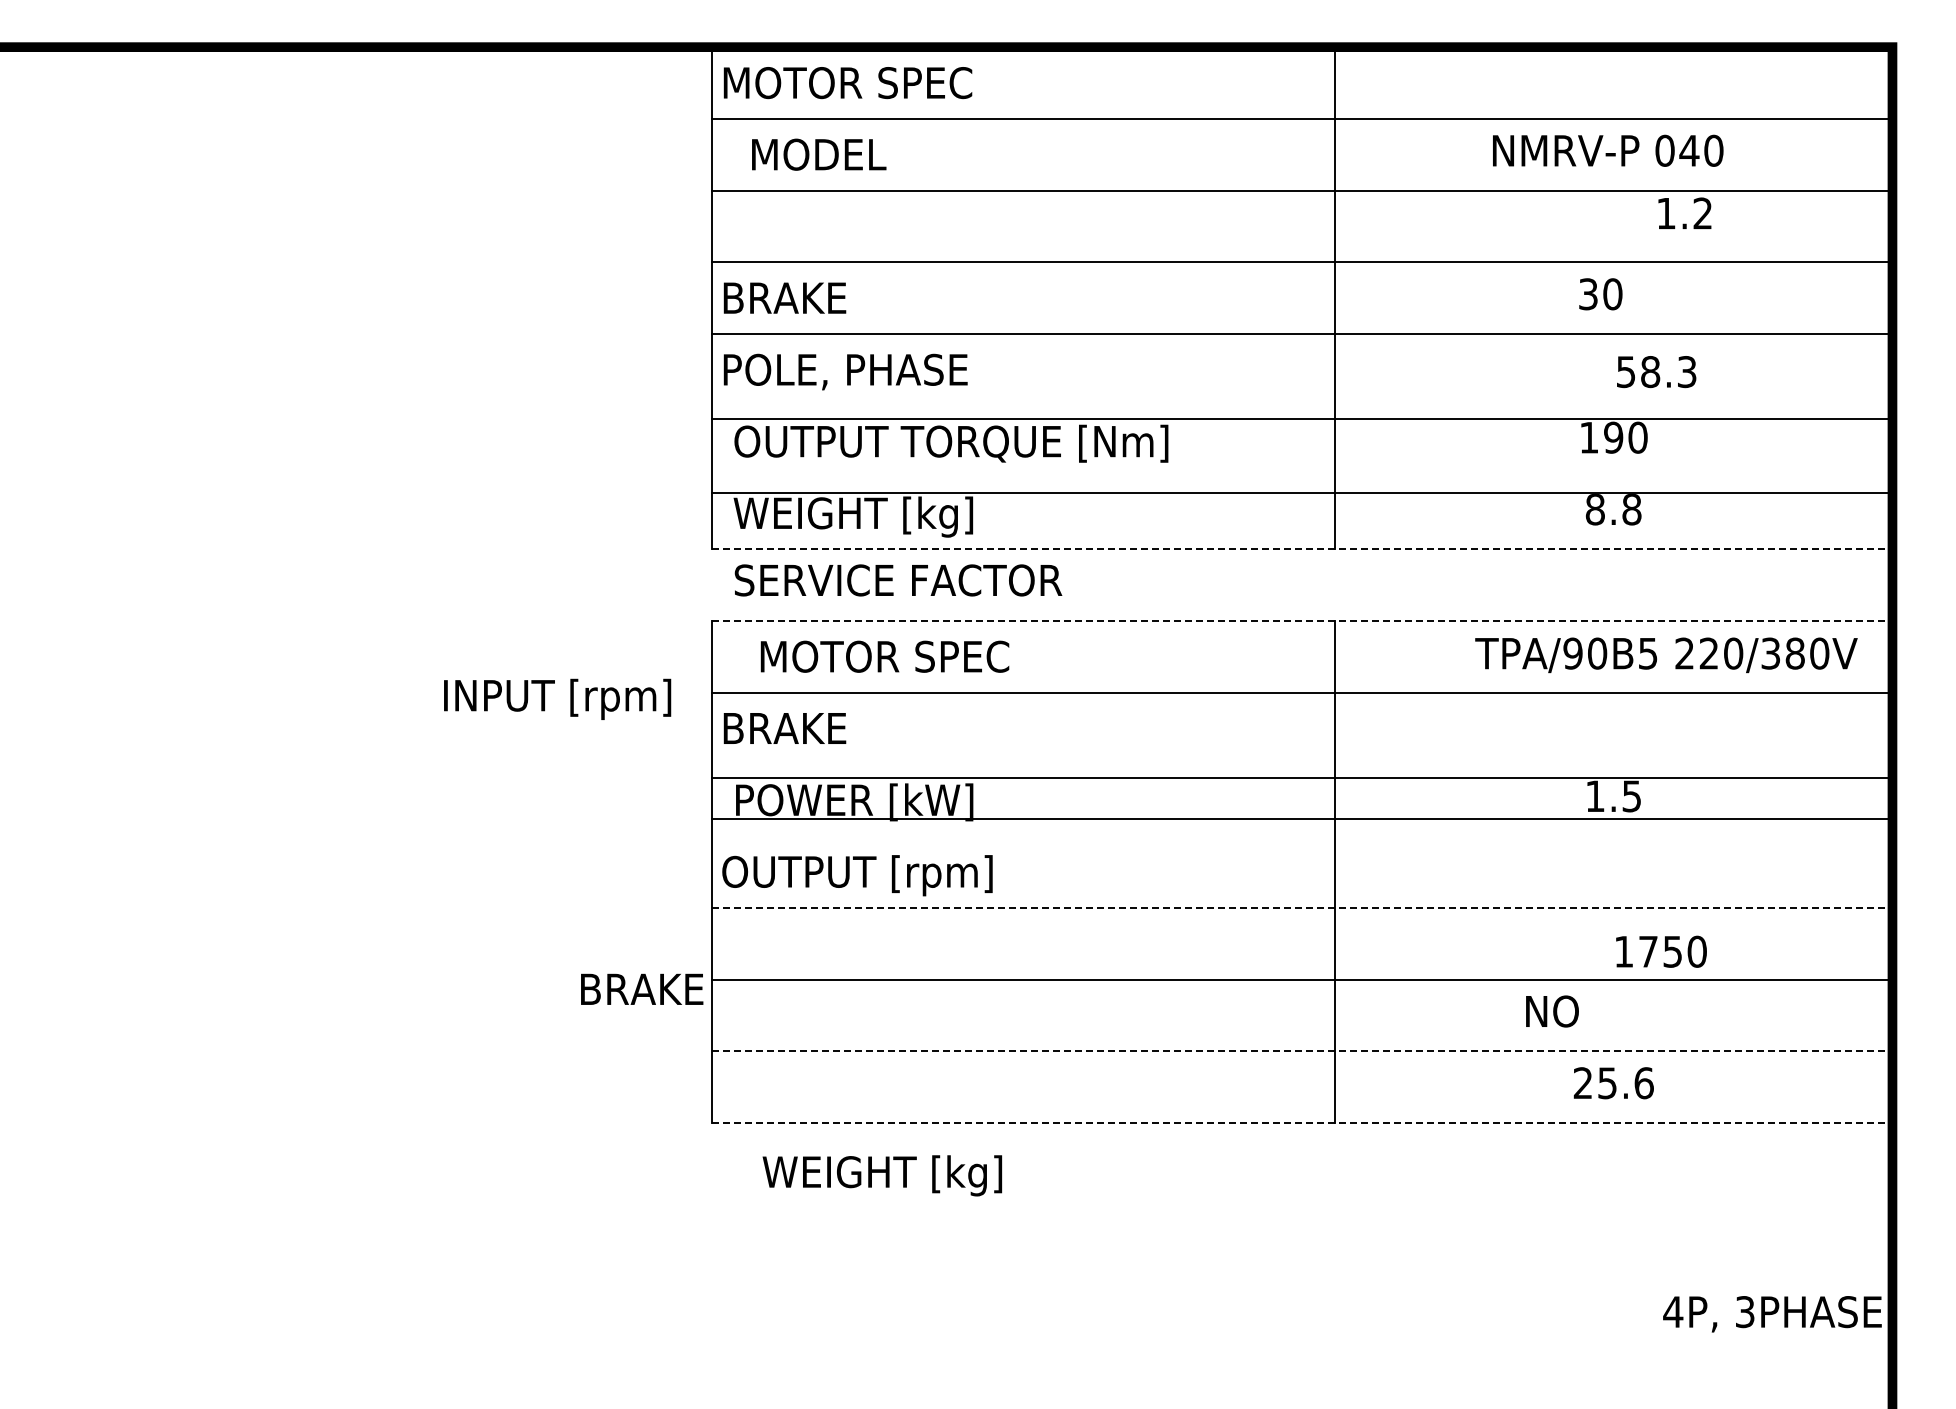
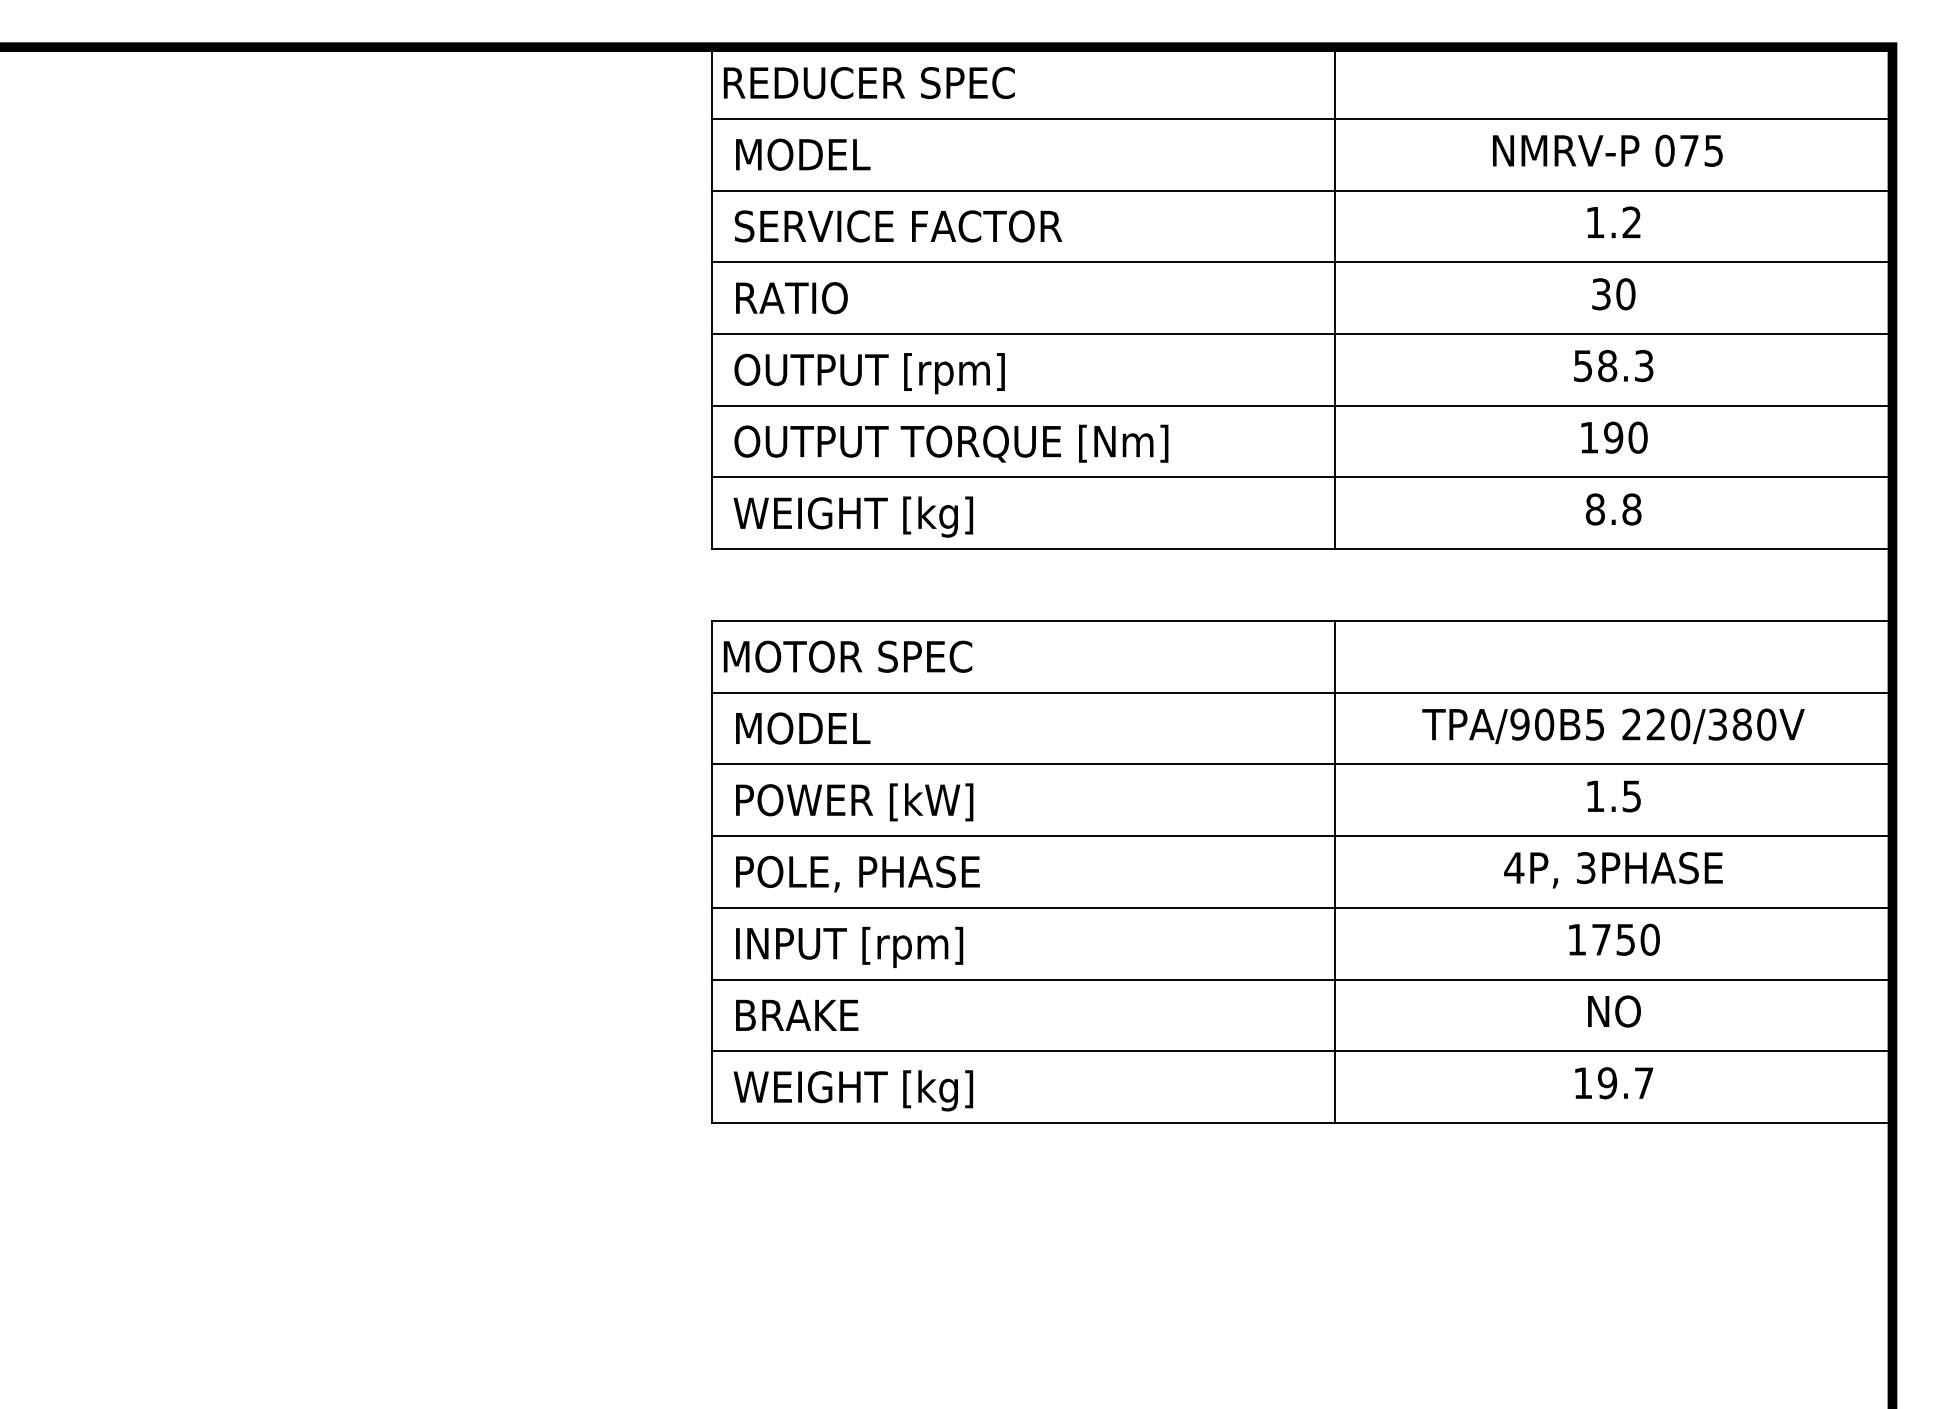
text: MOTOR SPEC -> REDUCER SPEC (870, 83)
text: 040 -> 075 (1701, 150)
text position: (819, 154) -> (803, 154) (803, 154)
text position: (1684, 212) -> (1613, 221) (1613, 221)
text position: (1600, 294) -> (1613, 294) (1613, 294)
text: BRAKE -> RATIO (785, 298)
text position: (1656, 372) -> (1613, 366) (1613, 366)
text: POLE, PHASE -> OUTPUT [rpm] (863, 373)
line position: (1302, 418) -> (1302, 405) (1302, 405)
line position: (1302, 493) -> (1302, 477) (1302, 477)
line: dashed -> solid (1302, 549)
text position: (898, 580) -> (898, 226) (898, 226)
line: dashed -> solid (1302, 620)
text position: (1666, 655) -> (1613, 726) (1613, 726)
text position: (884, 656) -> (847, 656) (847, 656)
text position: (557, 698) -> (849, 946) (849, 946)
text: BRAKE -> MODEL (796, 728)
line position: (1302, 778) -> (1302, 764) (1302, 764)
line position: (1302, 819) -> (1302, 836) (1302, 836)
text: OUTPUT [rpm] -> POLE, PHASE (857, 875)
line: dashed -> solid (1302, 907)
text position: (1661, 951) -> (1614, 939) (1614, 939)
text position: (642, 988) -> (797, 1014) (797, 1014)
text position: (1552, 1011) -> (1614, 1011) (1614, 1011)
line: dashed -> solid (1302, 1051)
text: 25.6 -> 19.7 (1613, 1083)
line: dashed -> solid (1302, 1122)
text position: (882, 1175) -> (853, 1090) (853, 1090)
text position: (1772, 1314) -> (1613, 870) (1613, 870)
